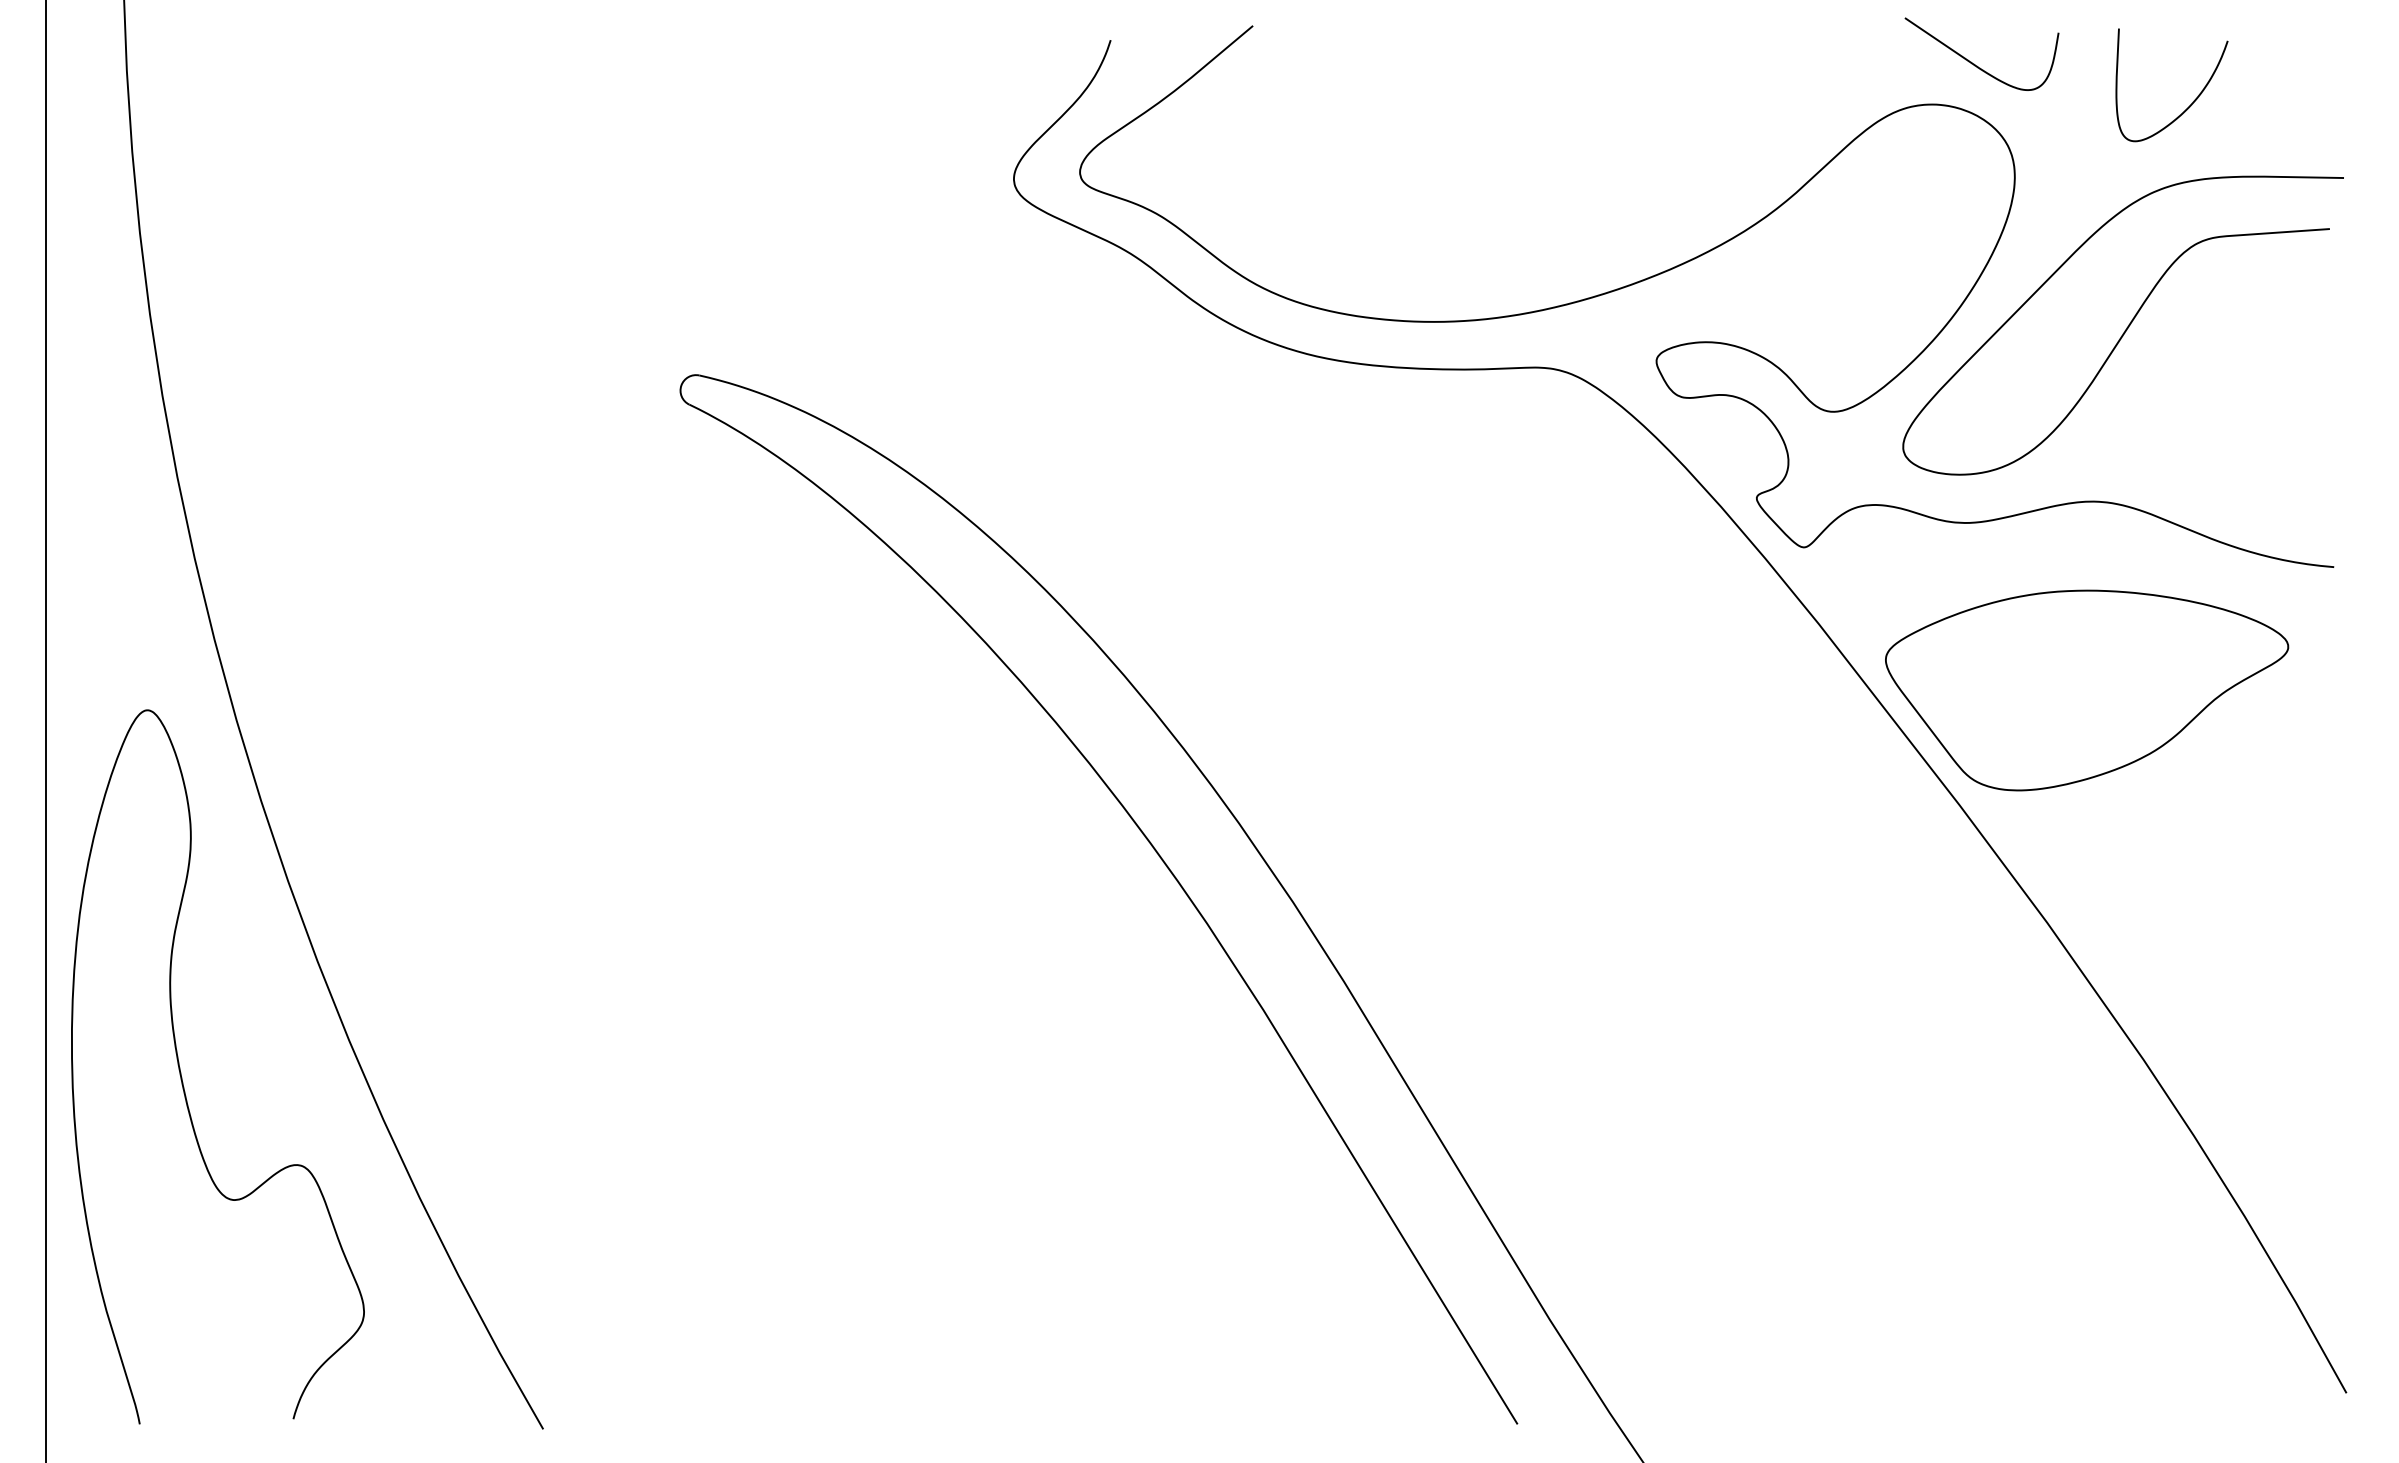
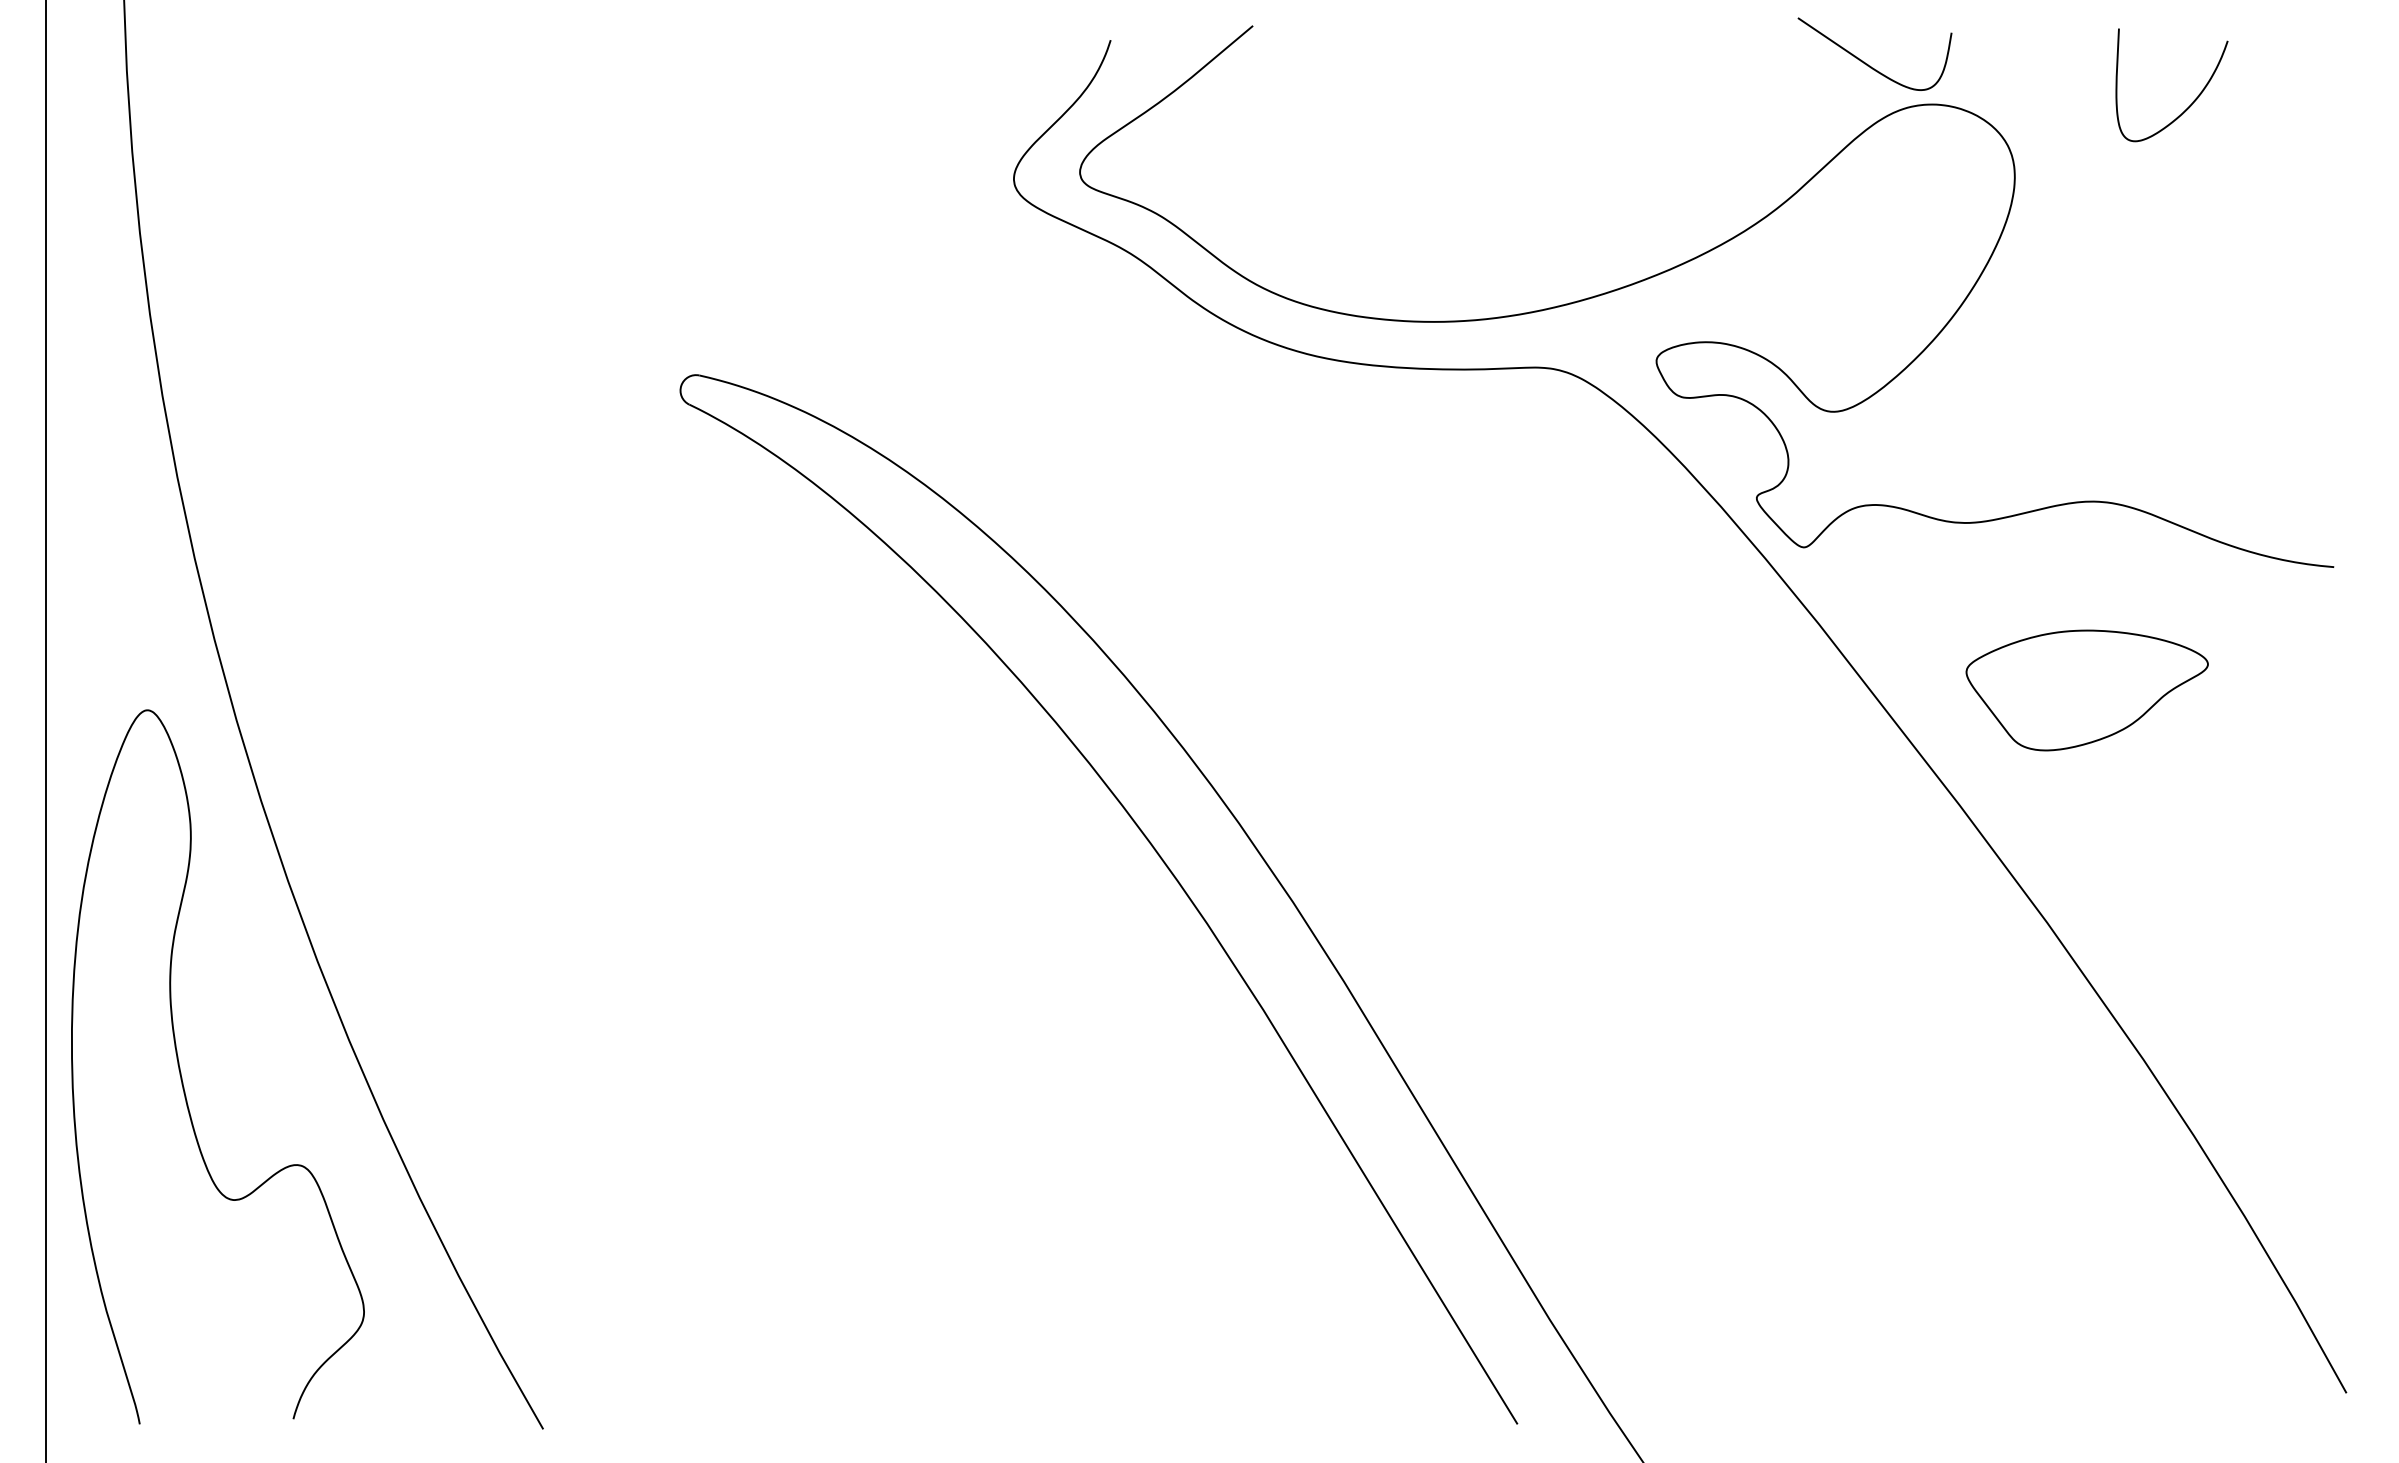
curve position: (1974, 63) -> (1867, 63) (1867, 63)
curve: present -> none (2126, 327)
part size: 405x203 px -> 244x123 px (2086, 690)
